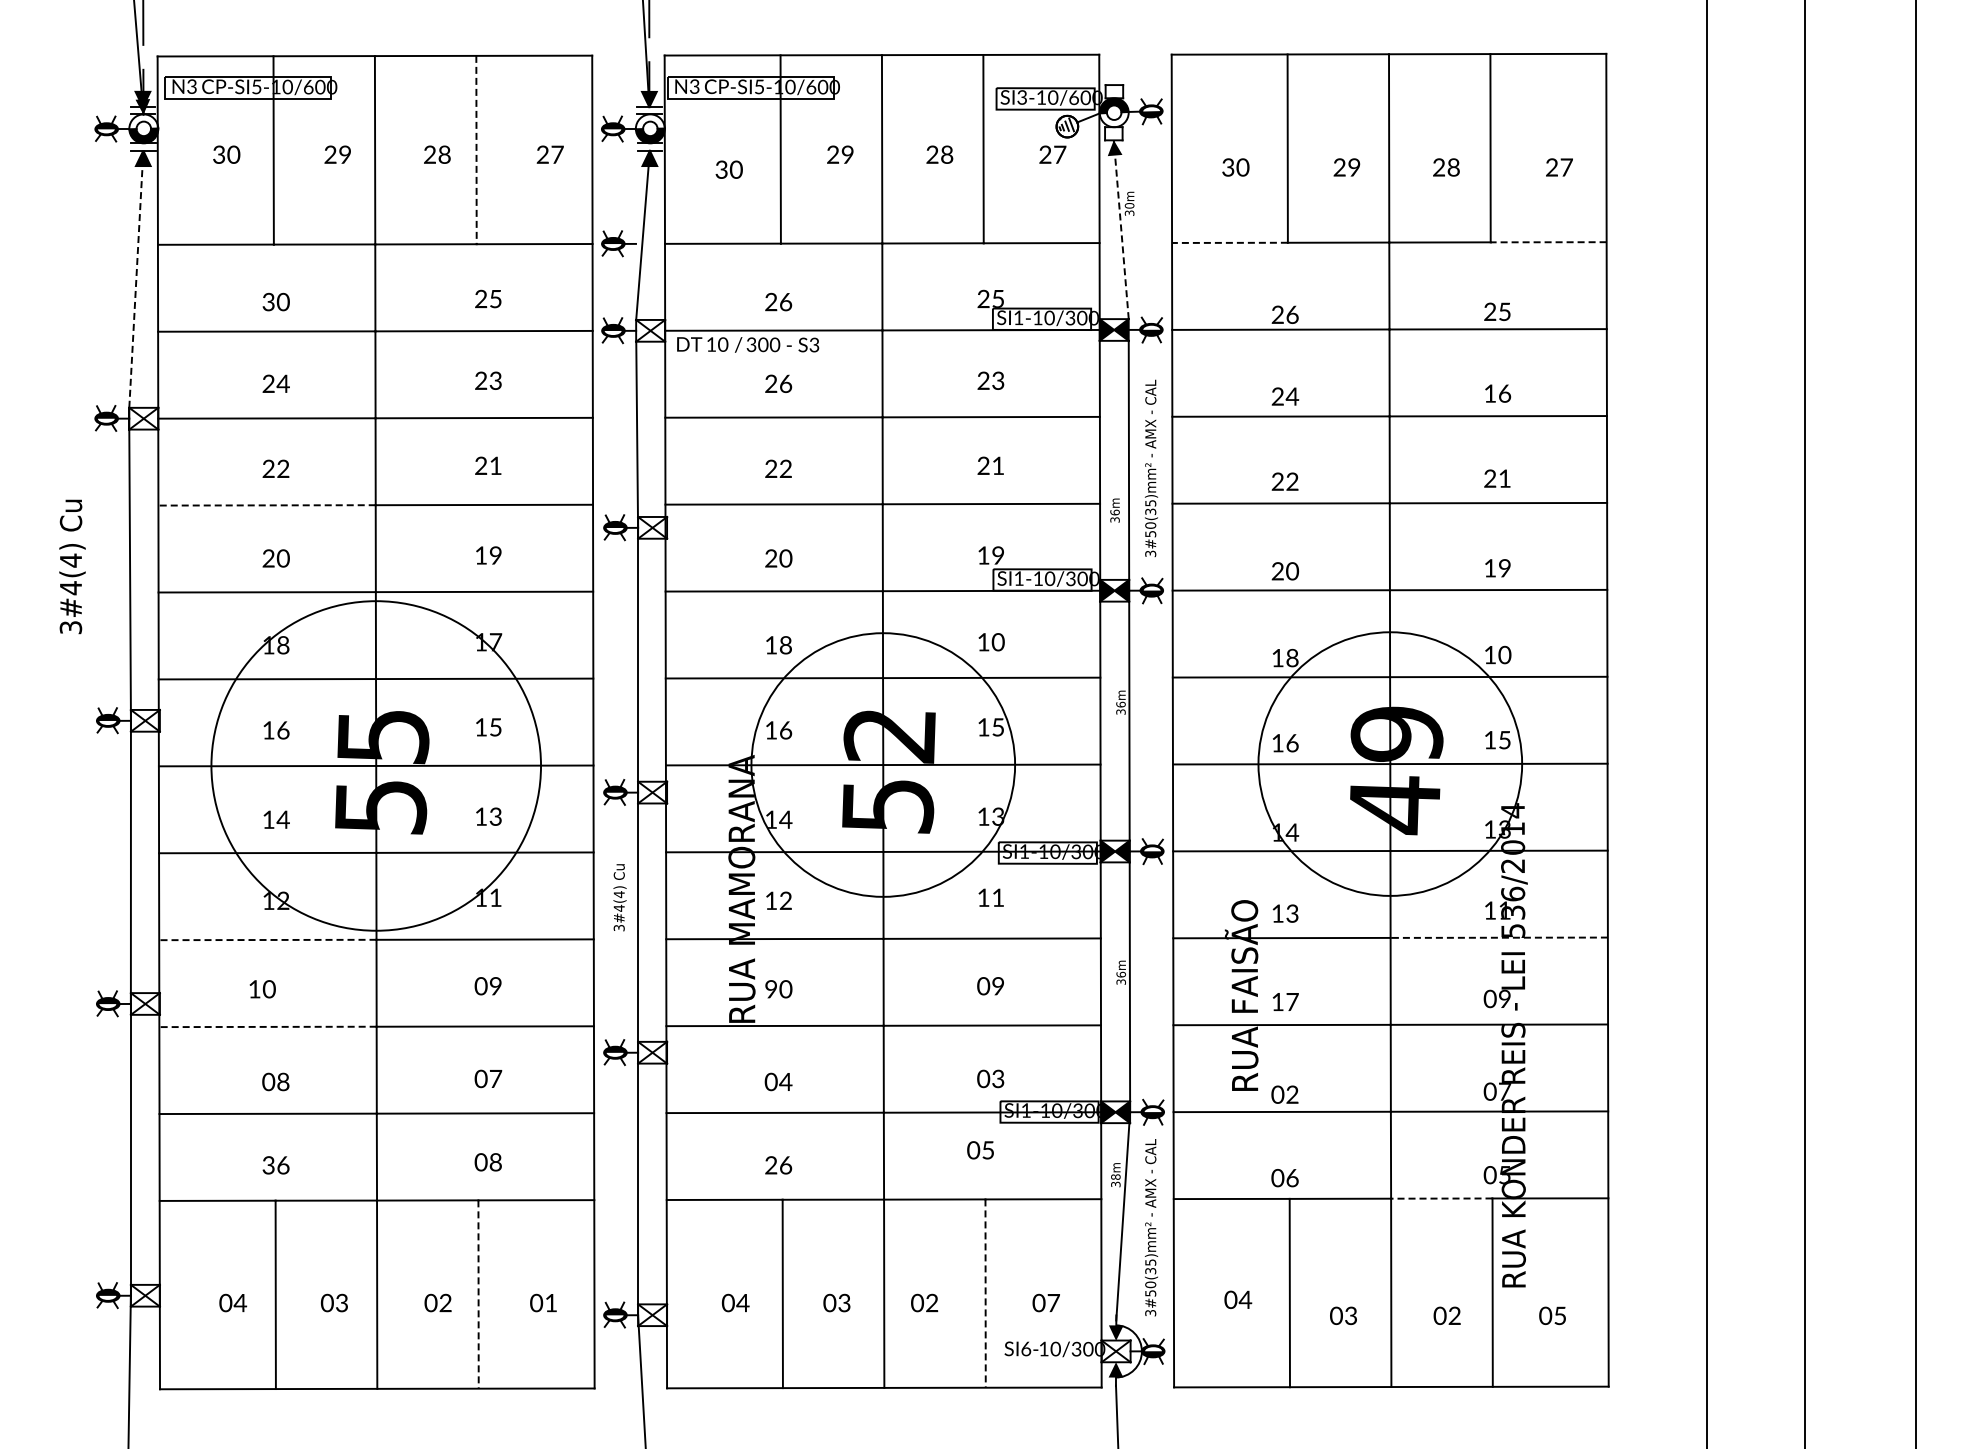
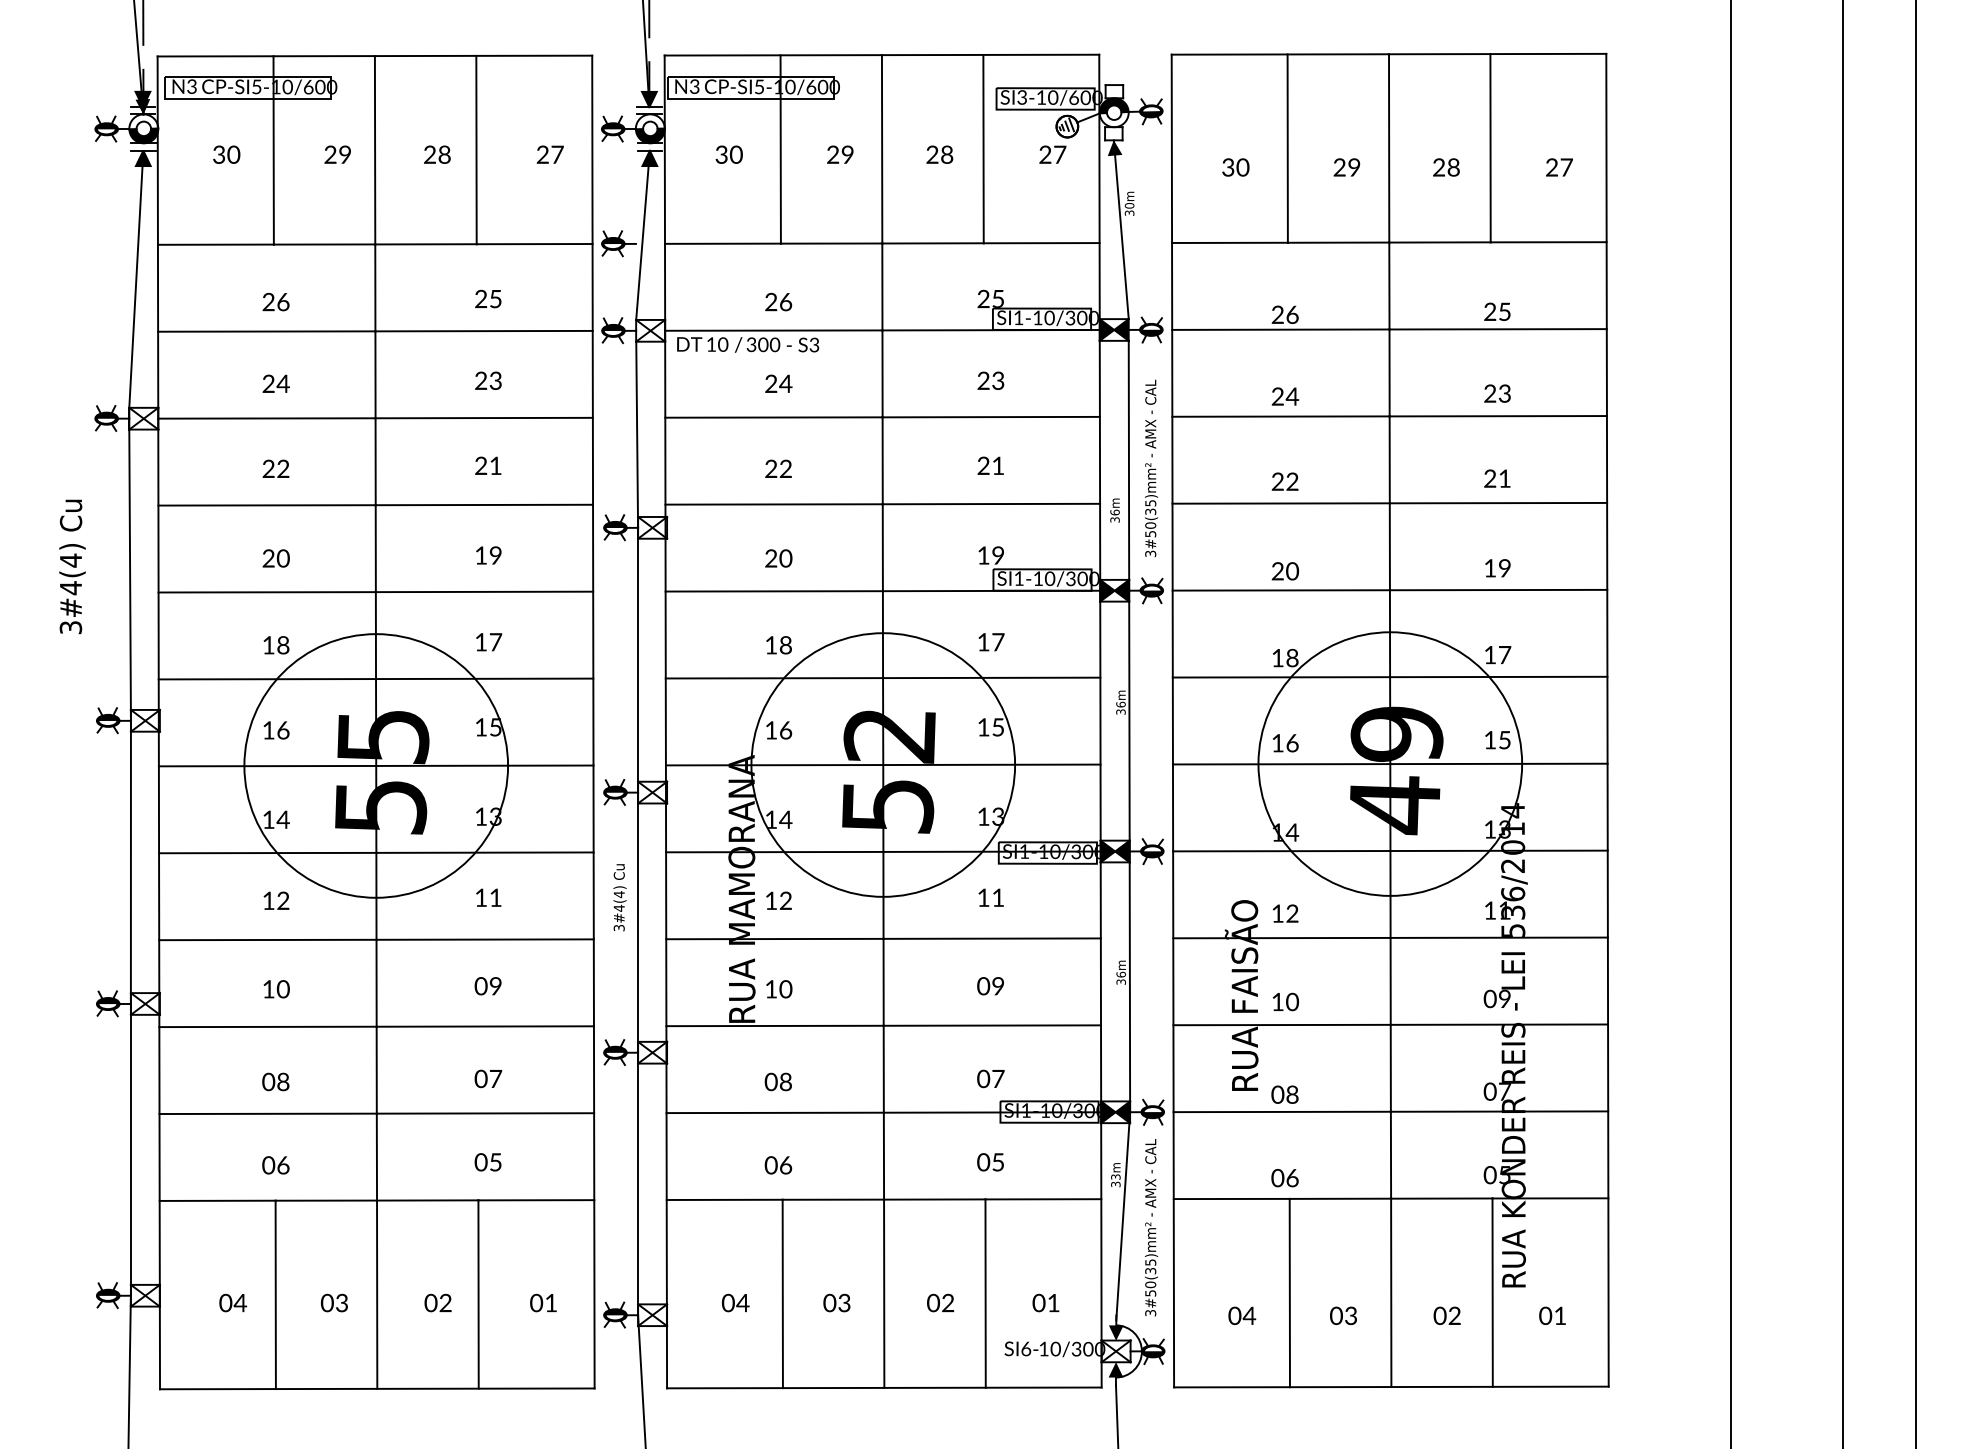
line: dashed -> solid (476, 150)
text position: (728, 169) -> (728, 154) (728, 154)
line: dashed -> solid (1121, 229)
line: dashed -> solid (1229, 242)
line: dashed -> solid (1548, 242)
line: dashed -> solid (135, 286)
text: 30 -> 26 (275, 301)
text: 26 -> 24 (785, 383)
text: 16 -> 23 (1497, 393)
line: dashed -> solid (267, 505)
text: 10 -> 17 (997, 642)
text: 10 -> 17 (1504, 654)
line position: (1707, 723) -> (1731, 723) (1731, 723)
line position: (1805, 723) -> (1843, 723) (1843, 723)
circle diameter: 330 px -> 264 px (376, 765)
text: 13 -> 12 (1292, 916)
line: dashed -> solid (1499, 937)
line: dashed -> solid (267, 939)
text position: (262, 989) -> (276, 989) (276, 989)
text: 90 -> 10 (770, 989)
text: 17 -> 10 (1292, 1001)
line: dashed -> solid (268, 1026)
text: 03 -> 07 (998, 1078)
text: 04 -> 08 (785, 1081)
text: 02 -> 08 (1292, 1095)
text position: (980, 1150) -> (990, 1162) (990, 1162)
text: 08 -> 05 (495, 1162)
text: 36 -> 06 (268, 1165)
text: 26 -> 06 (770, 1165)
text: 38m -> 33m (1115, 1176)
line: dashed -> solid (1441, 1198)
line: dashed -> solid (985, 1294)
line: dashed -> solid (478, 1295)
text position: (1238, 1299) -> (1242, 1315) (1242, 1315)
text position: (924, 1302) -> (940, 1302) (940, 1302)
text: 07 -> 01 (1053, 1303)
text: 05 -> 01 (1559, 1315)
